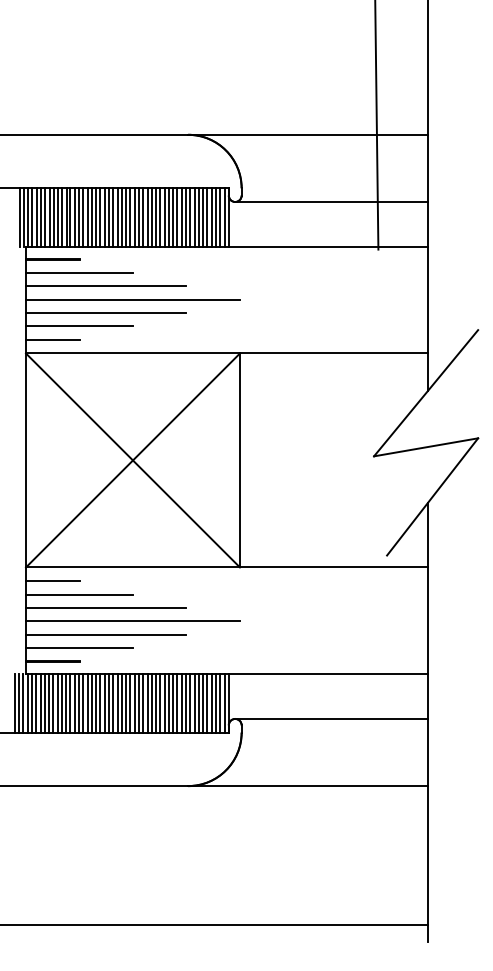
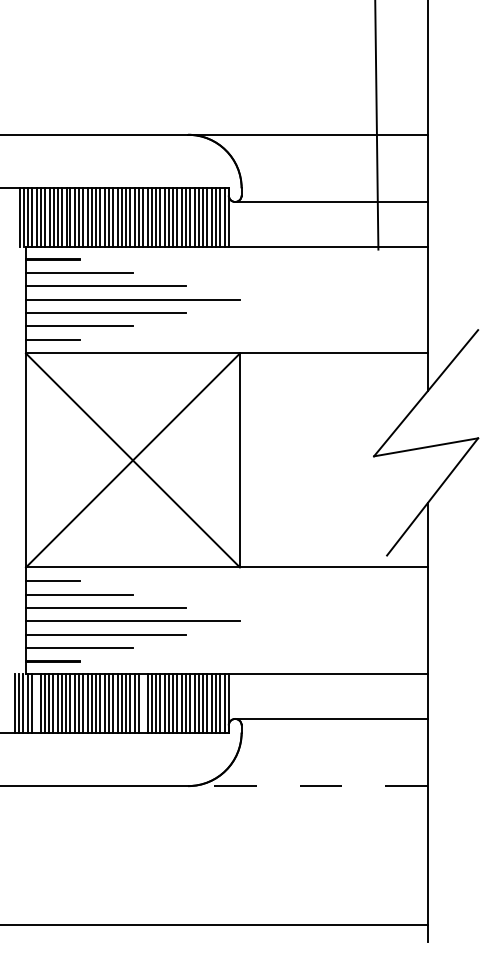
line: present -> none (36, 703)
line: present -> none (143, 703)
line: solid -> dashed (308, 786)
